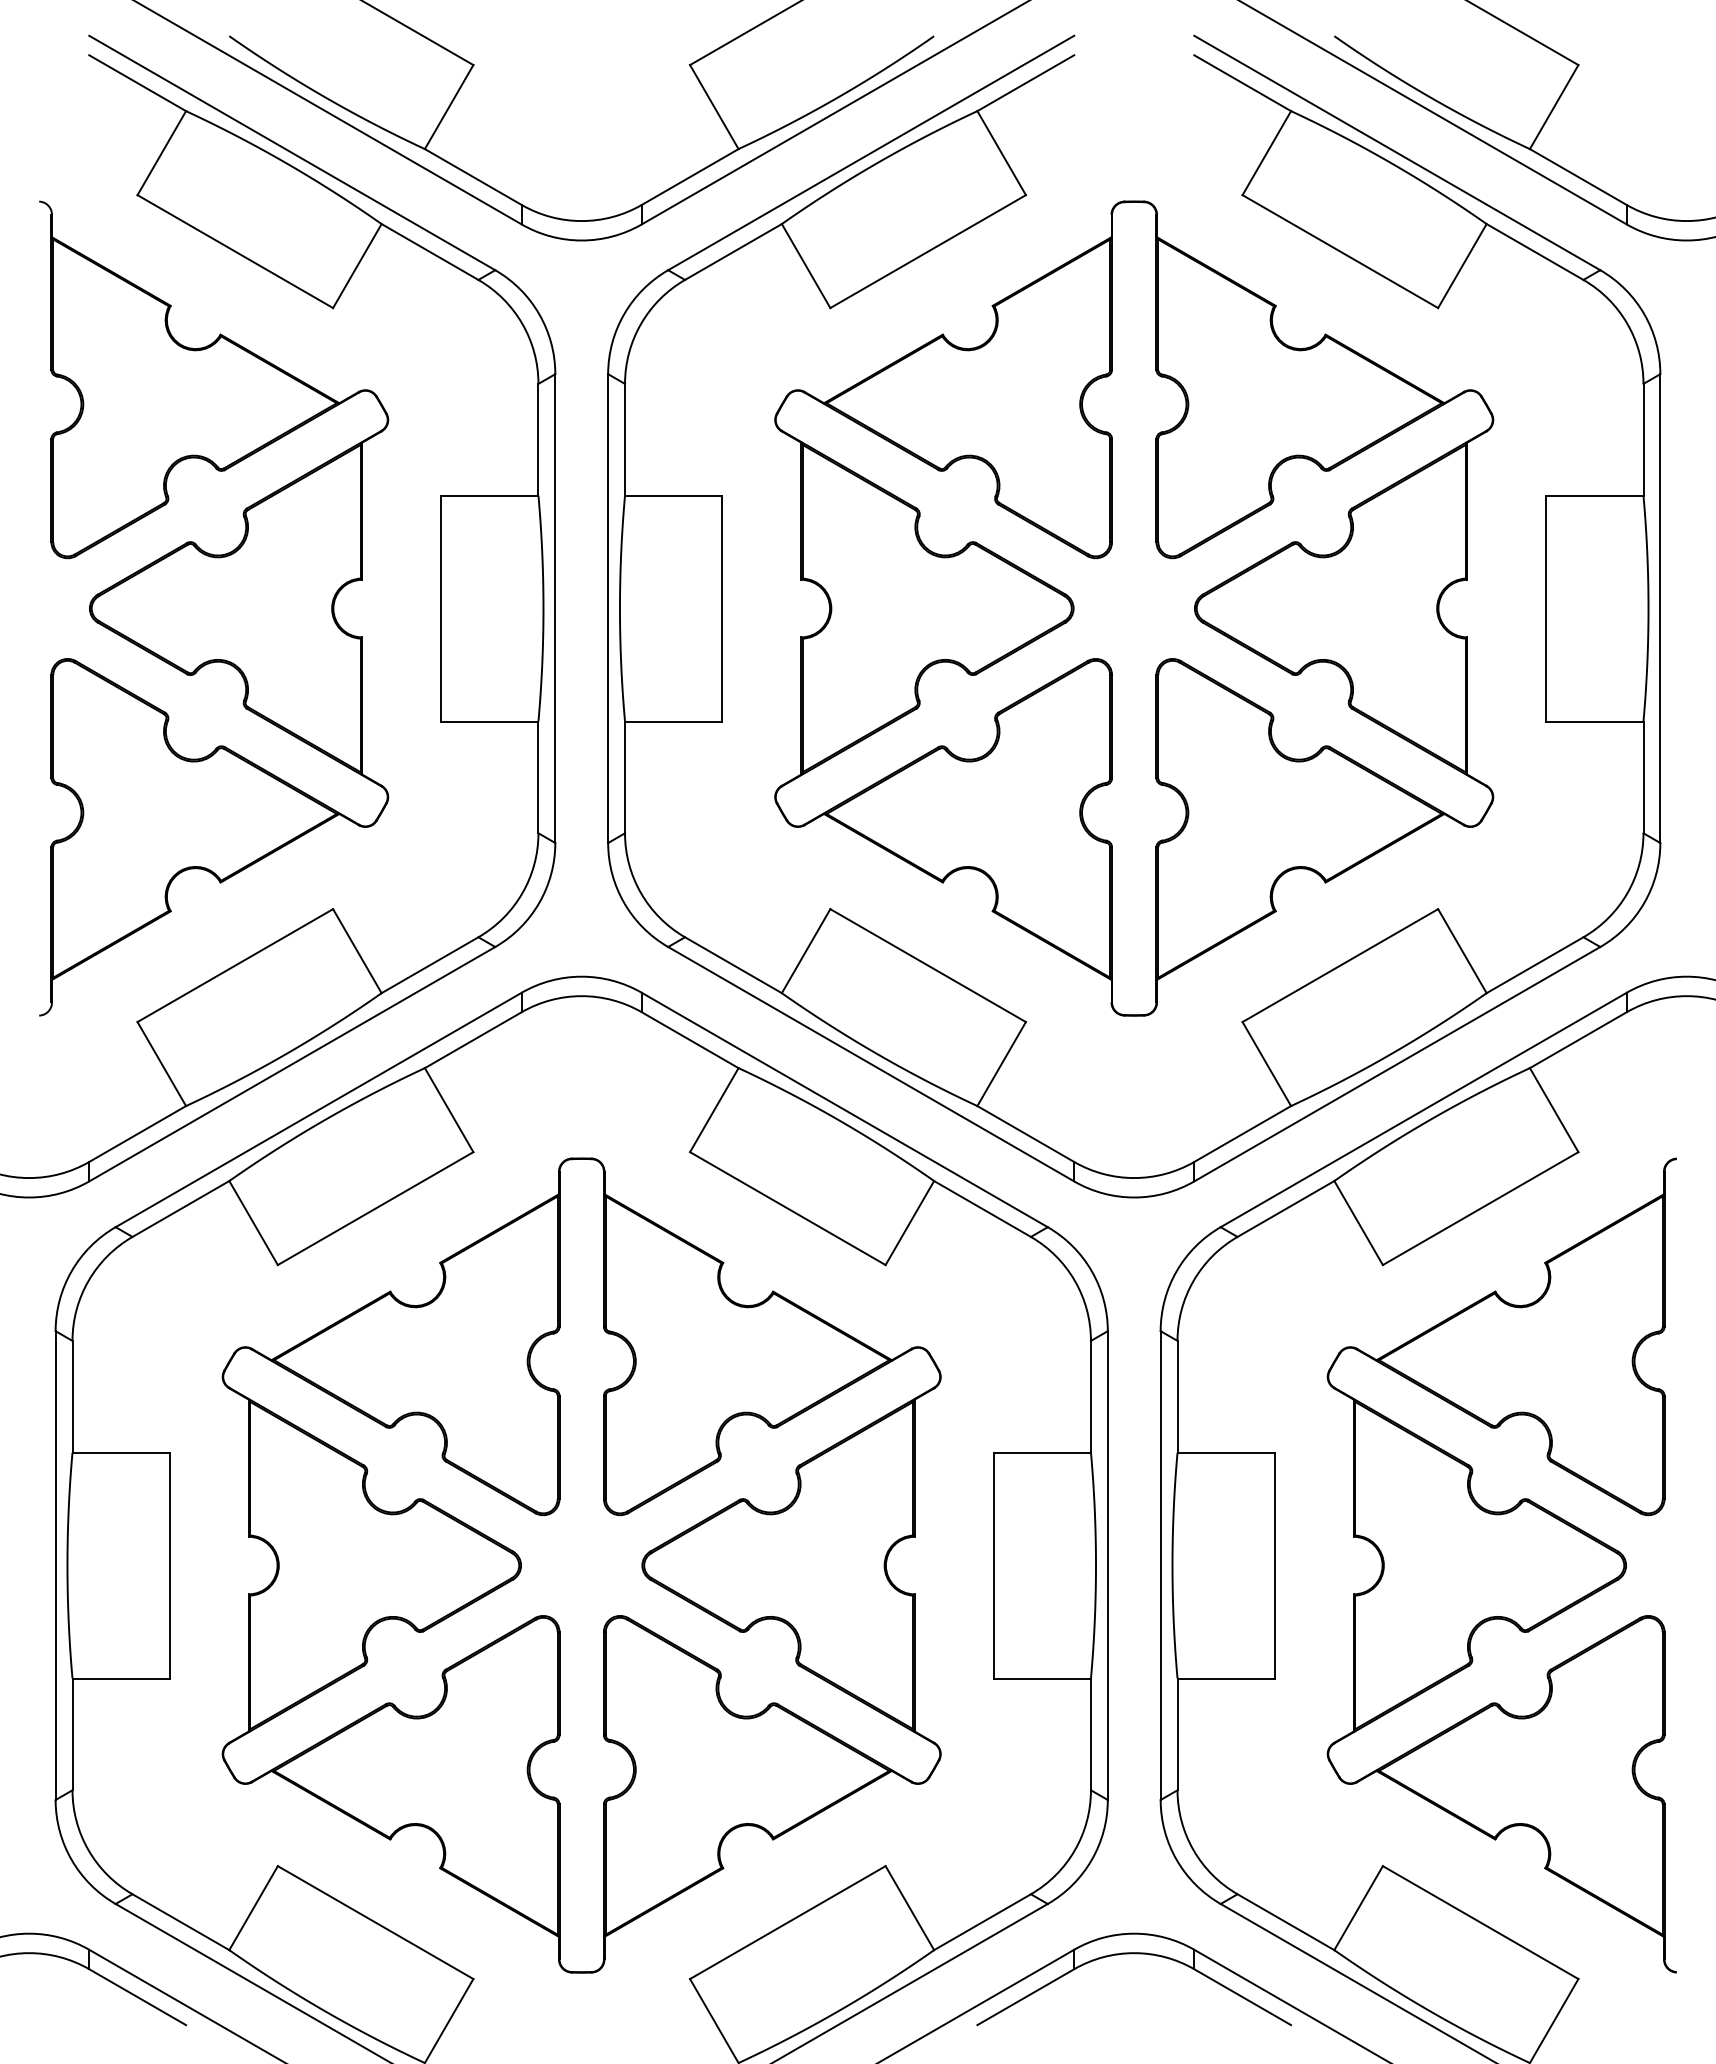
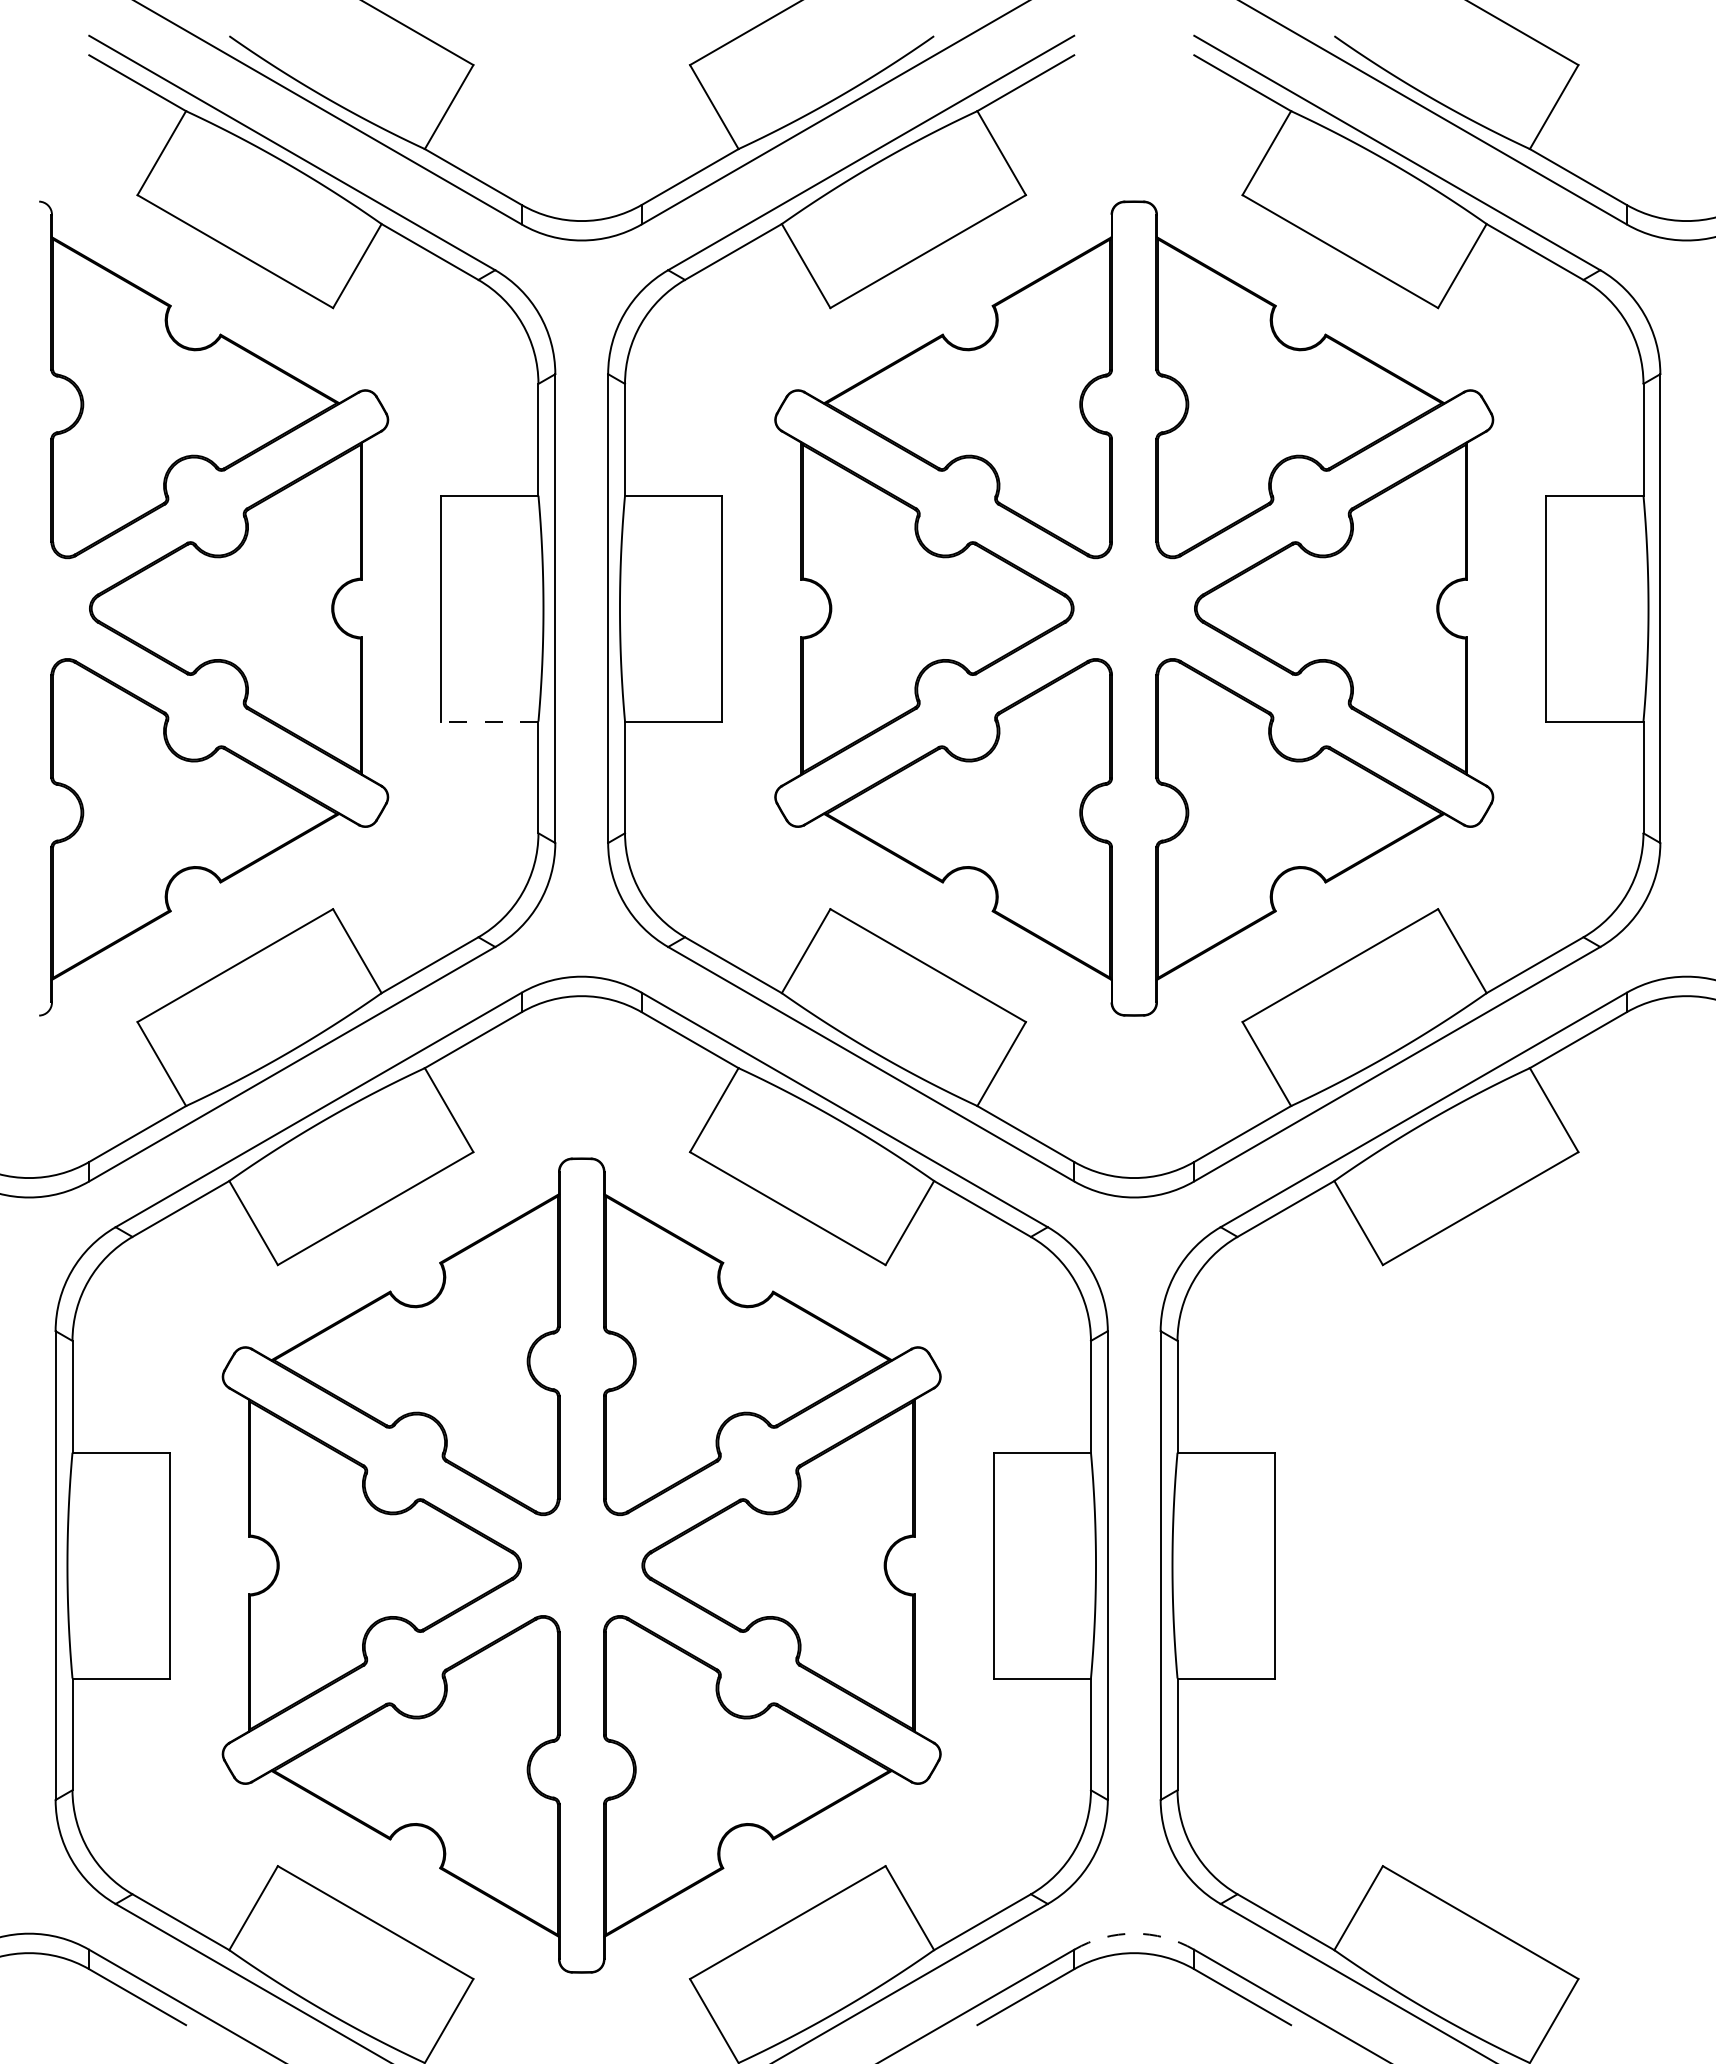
line: solid -> dashed (489, 721)
part: present -> none (1501, 1565)
arc: solid -> dashed (1134, 1933)
